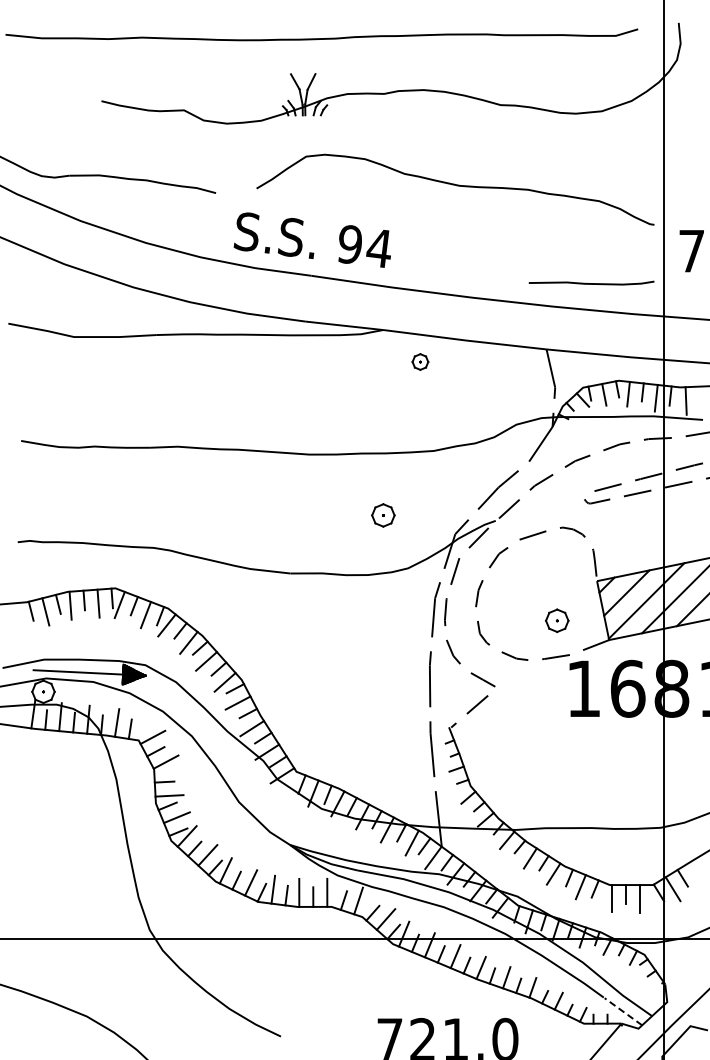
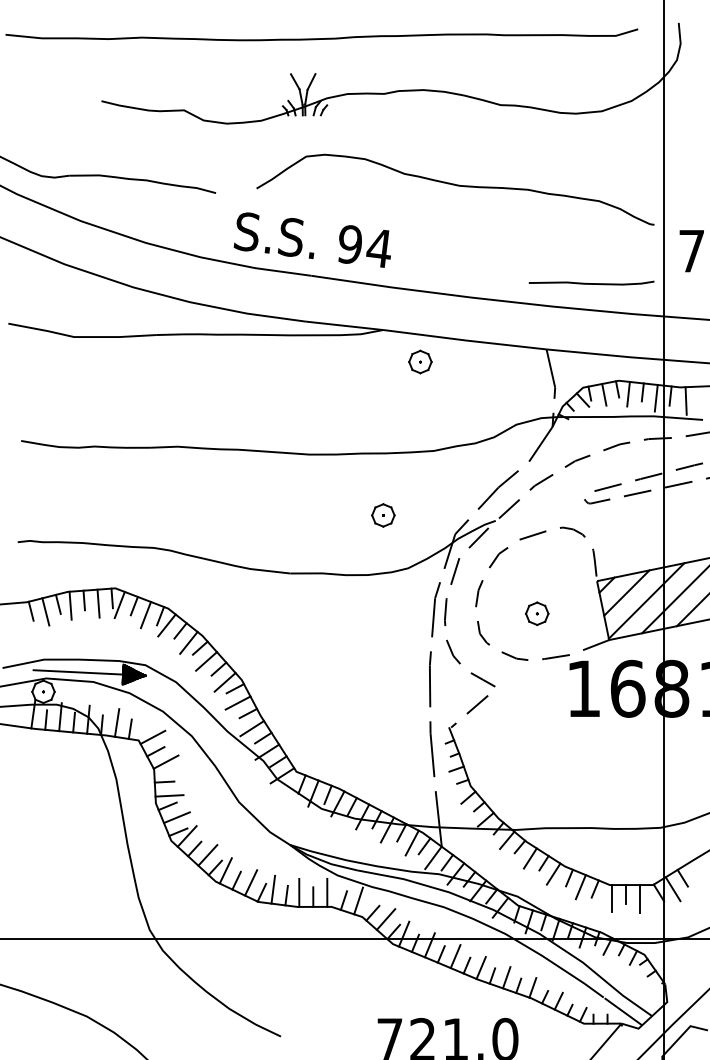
part size: 19x18 px -> 25x26 px (420, 361)
part position: (557, 620) -> (537, 613) (537, 613)
line: dashed -> solid (623, 1011)
